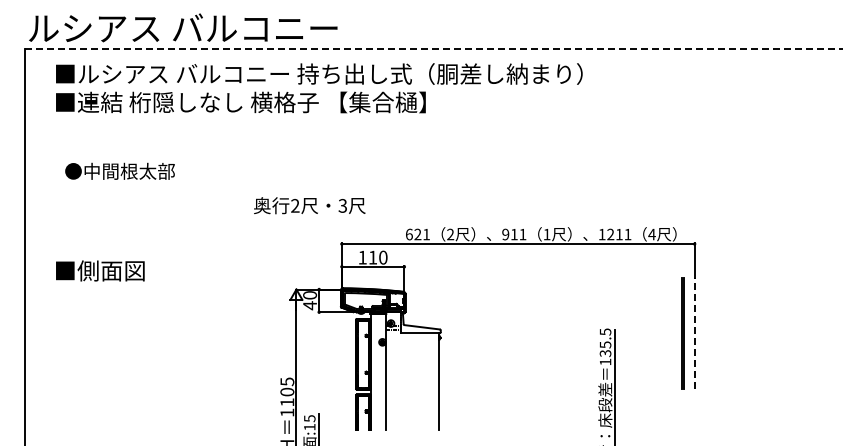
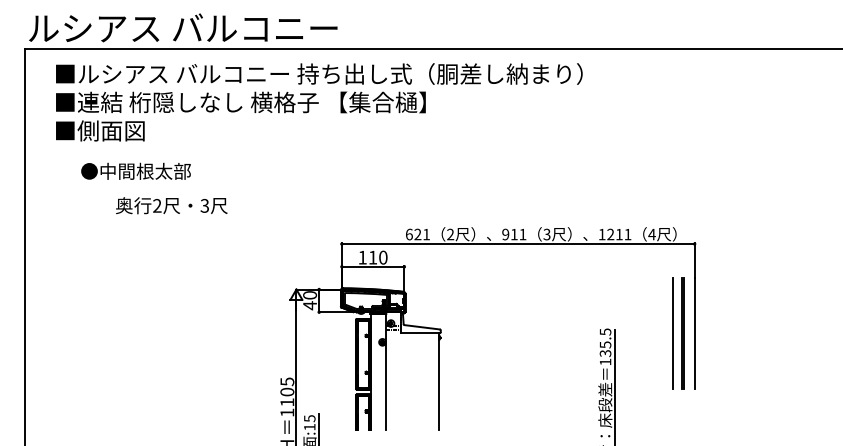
line: dashed -> solid (433, 48)
text position: (119, 170) -> (135, 170) (135, 170)
text position: (309, 205) -> (171, 205) (171, 205)
text: 1 -> 3 (546, 234)
text position: (100, 270) -> (100, 130) (100, 130)
line: none -> present (672, 333)
line: dashed -> solid (694, 333)
